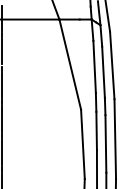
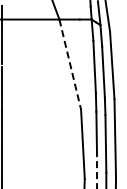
line: solid -> dashed (70, 65)
line: solid -> dashed (96, 169)
